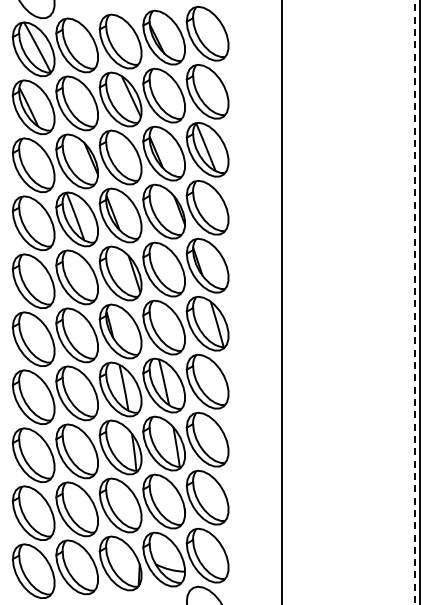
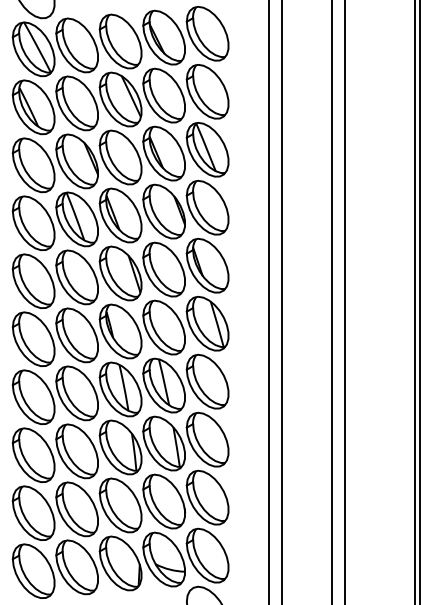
line: none -> present (269, 301)
line: none -> present (332, 301)
line: none -> present (344, 301)
line: dashed -> solid (414, 302)
